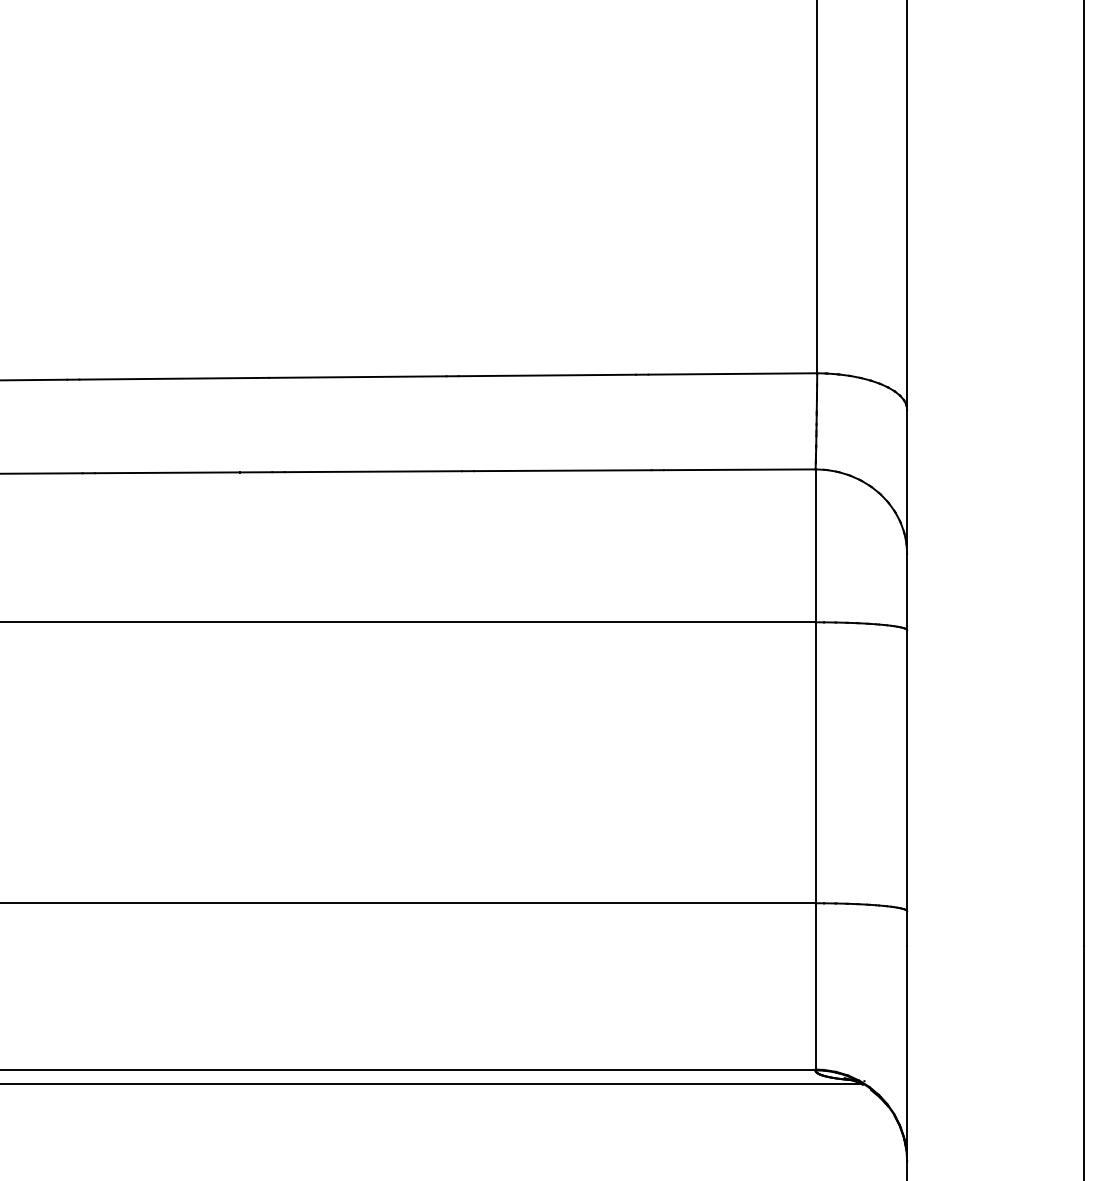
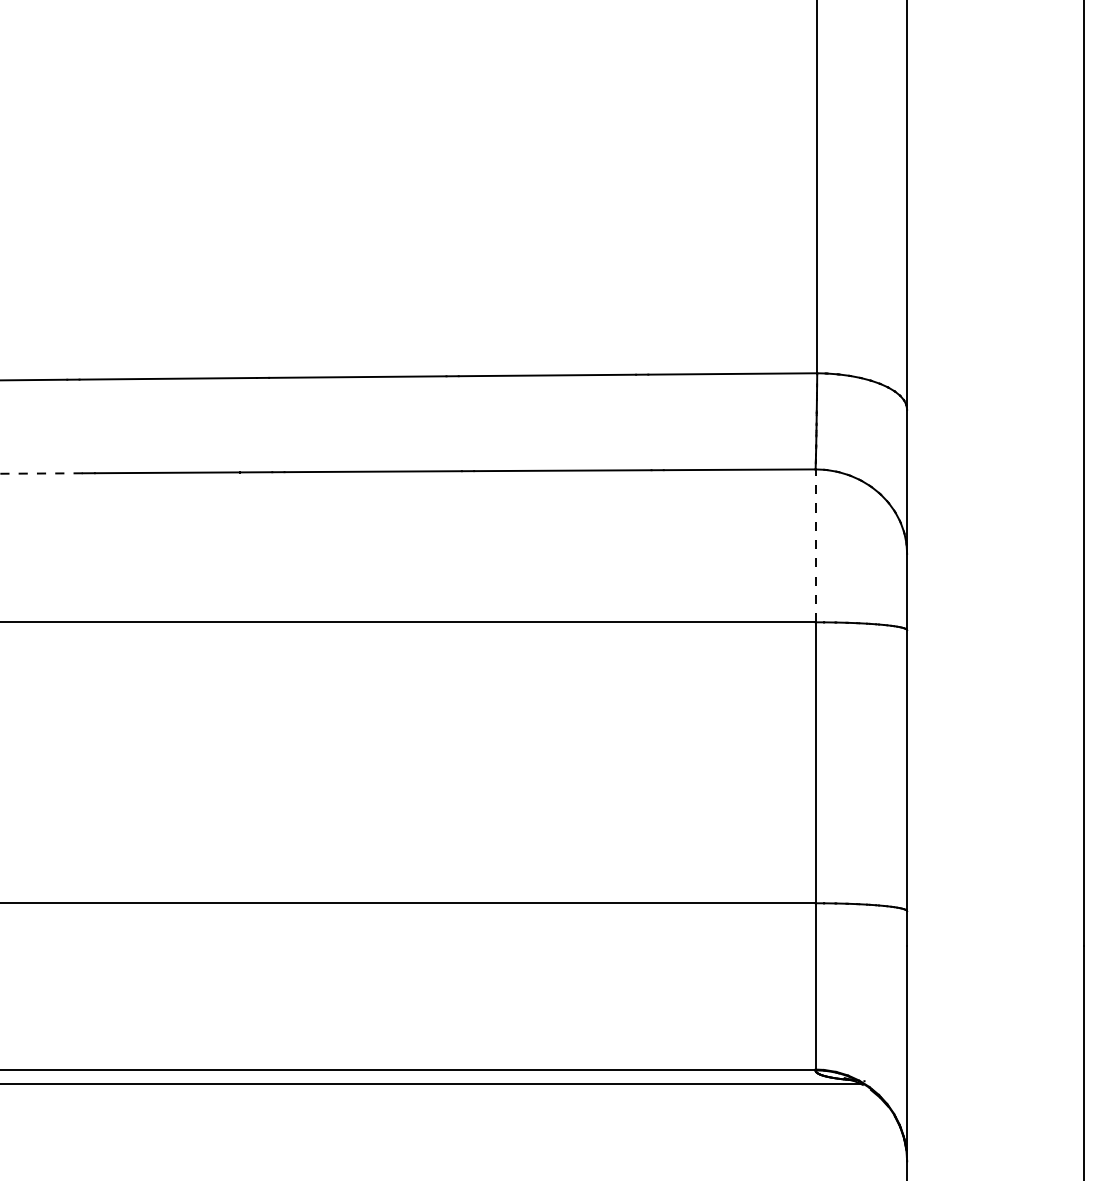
line: solid -> dashed (41, 473)
line: solid -> dashed (815, 545)
